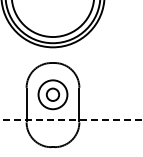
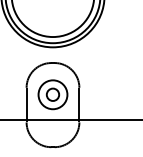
line: dashed -> solid (71, 119)
